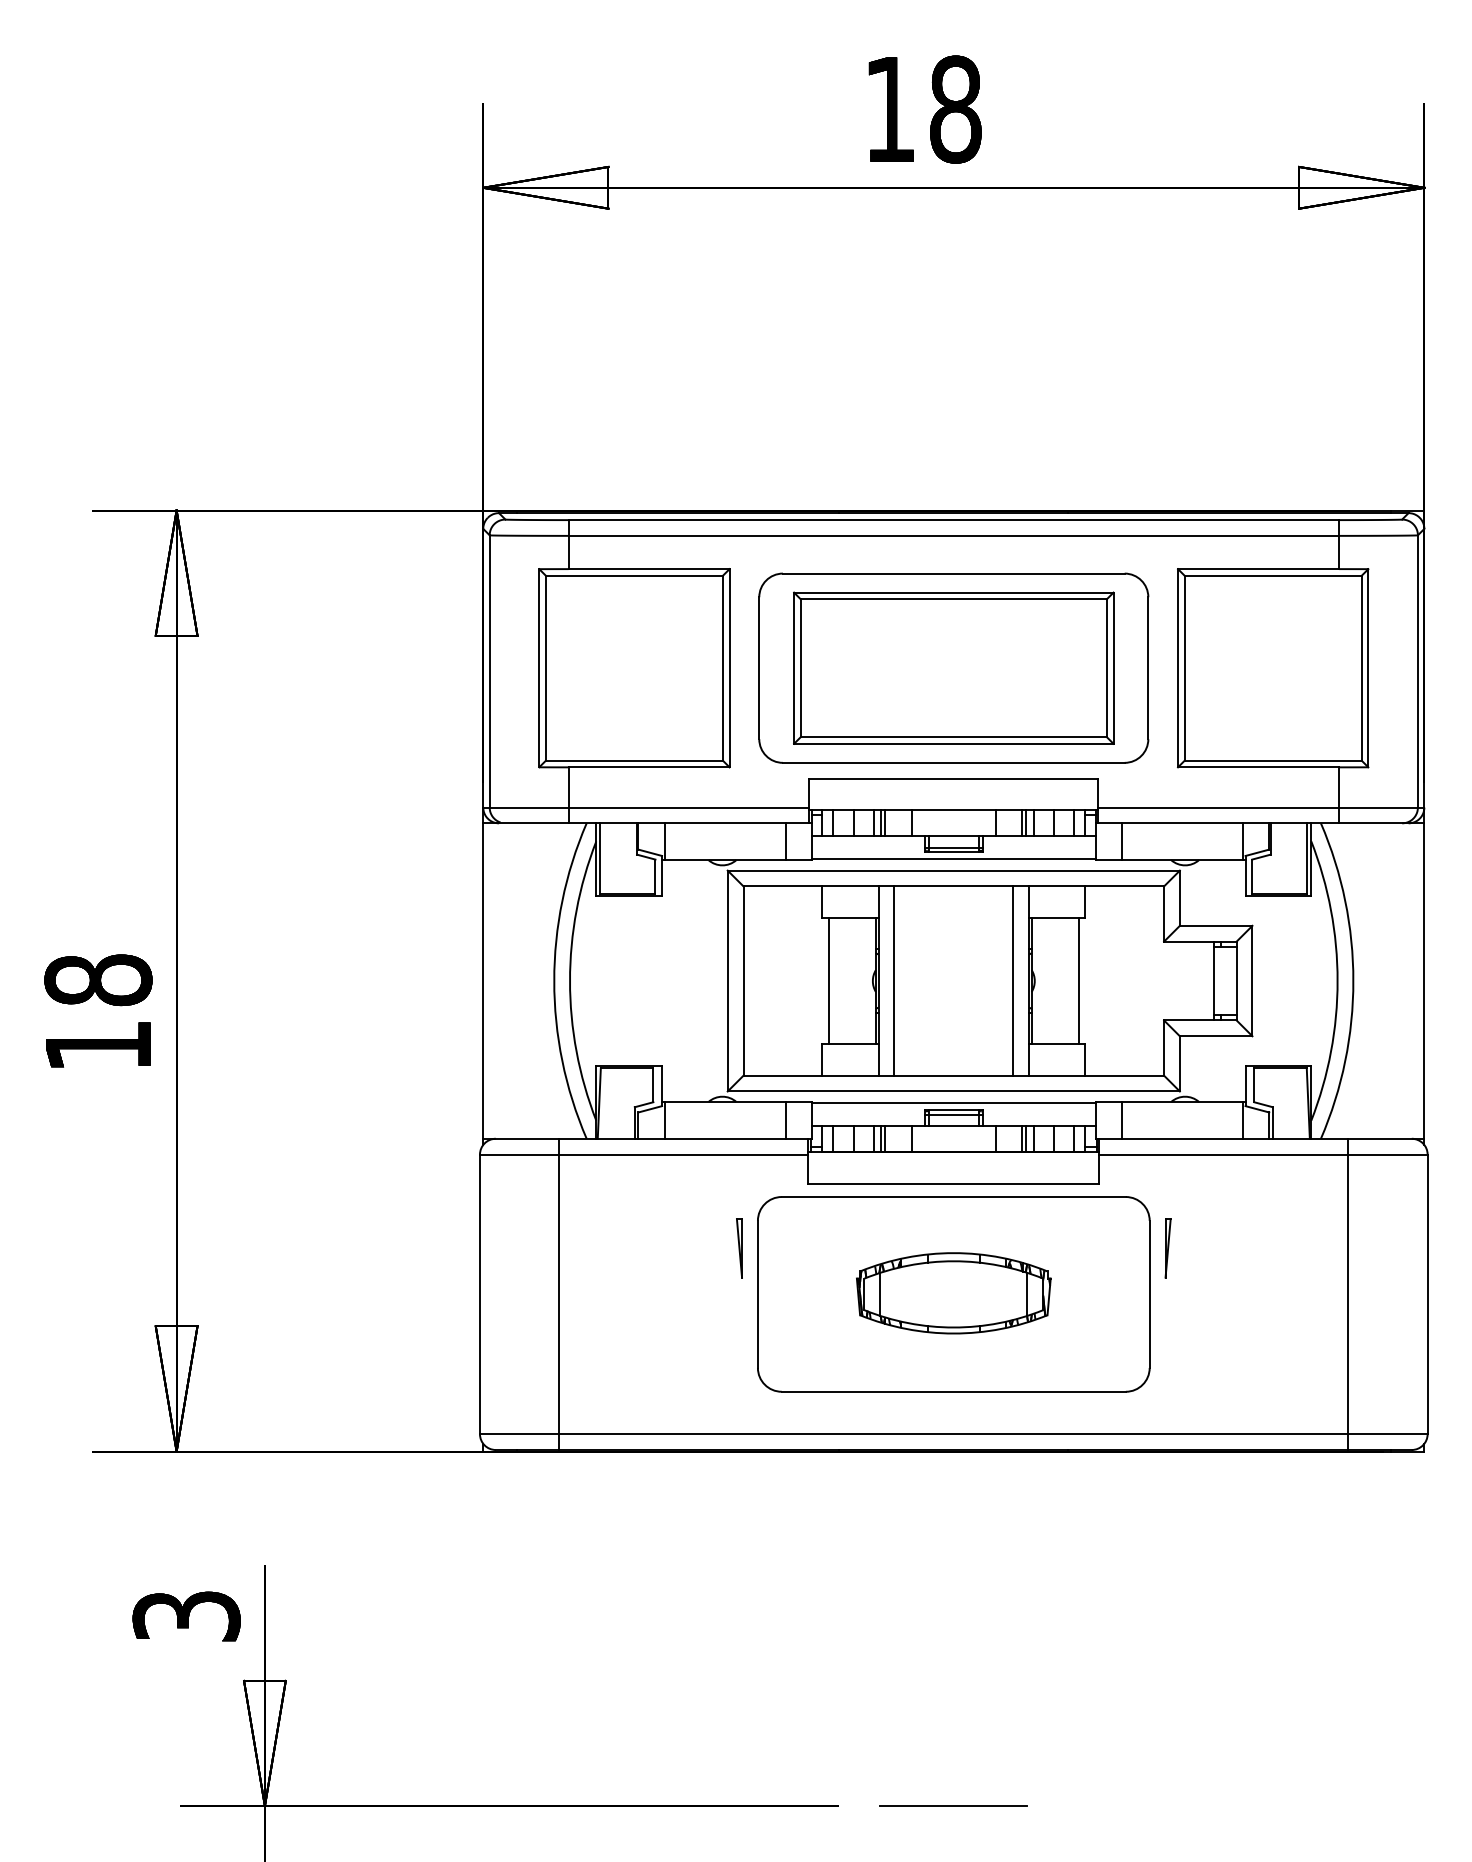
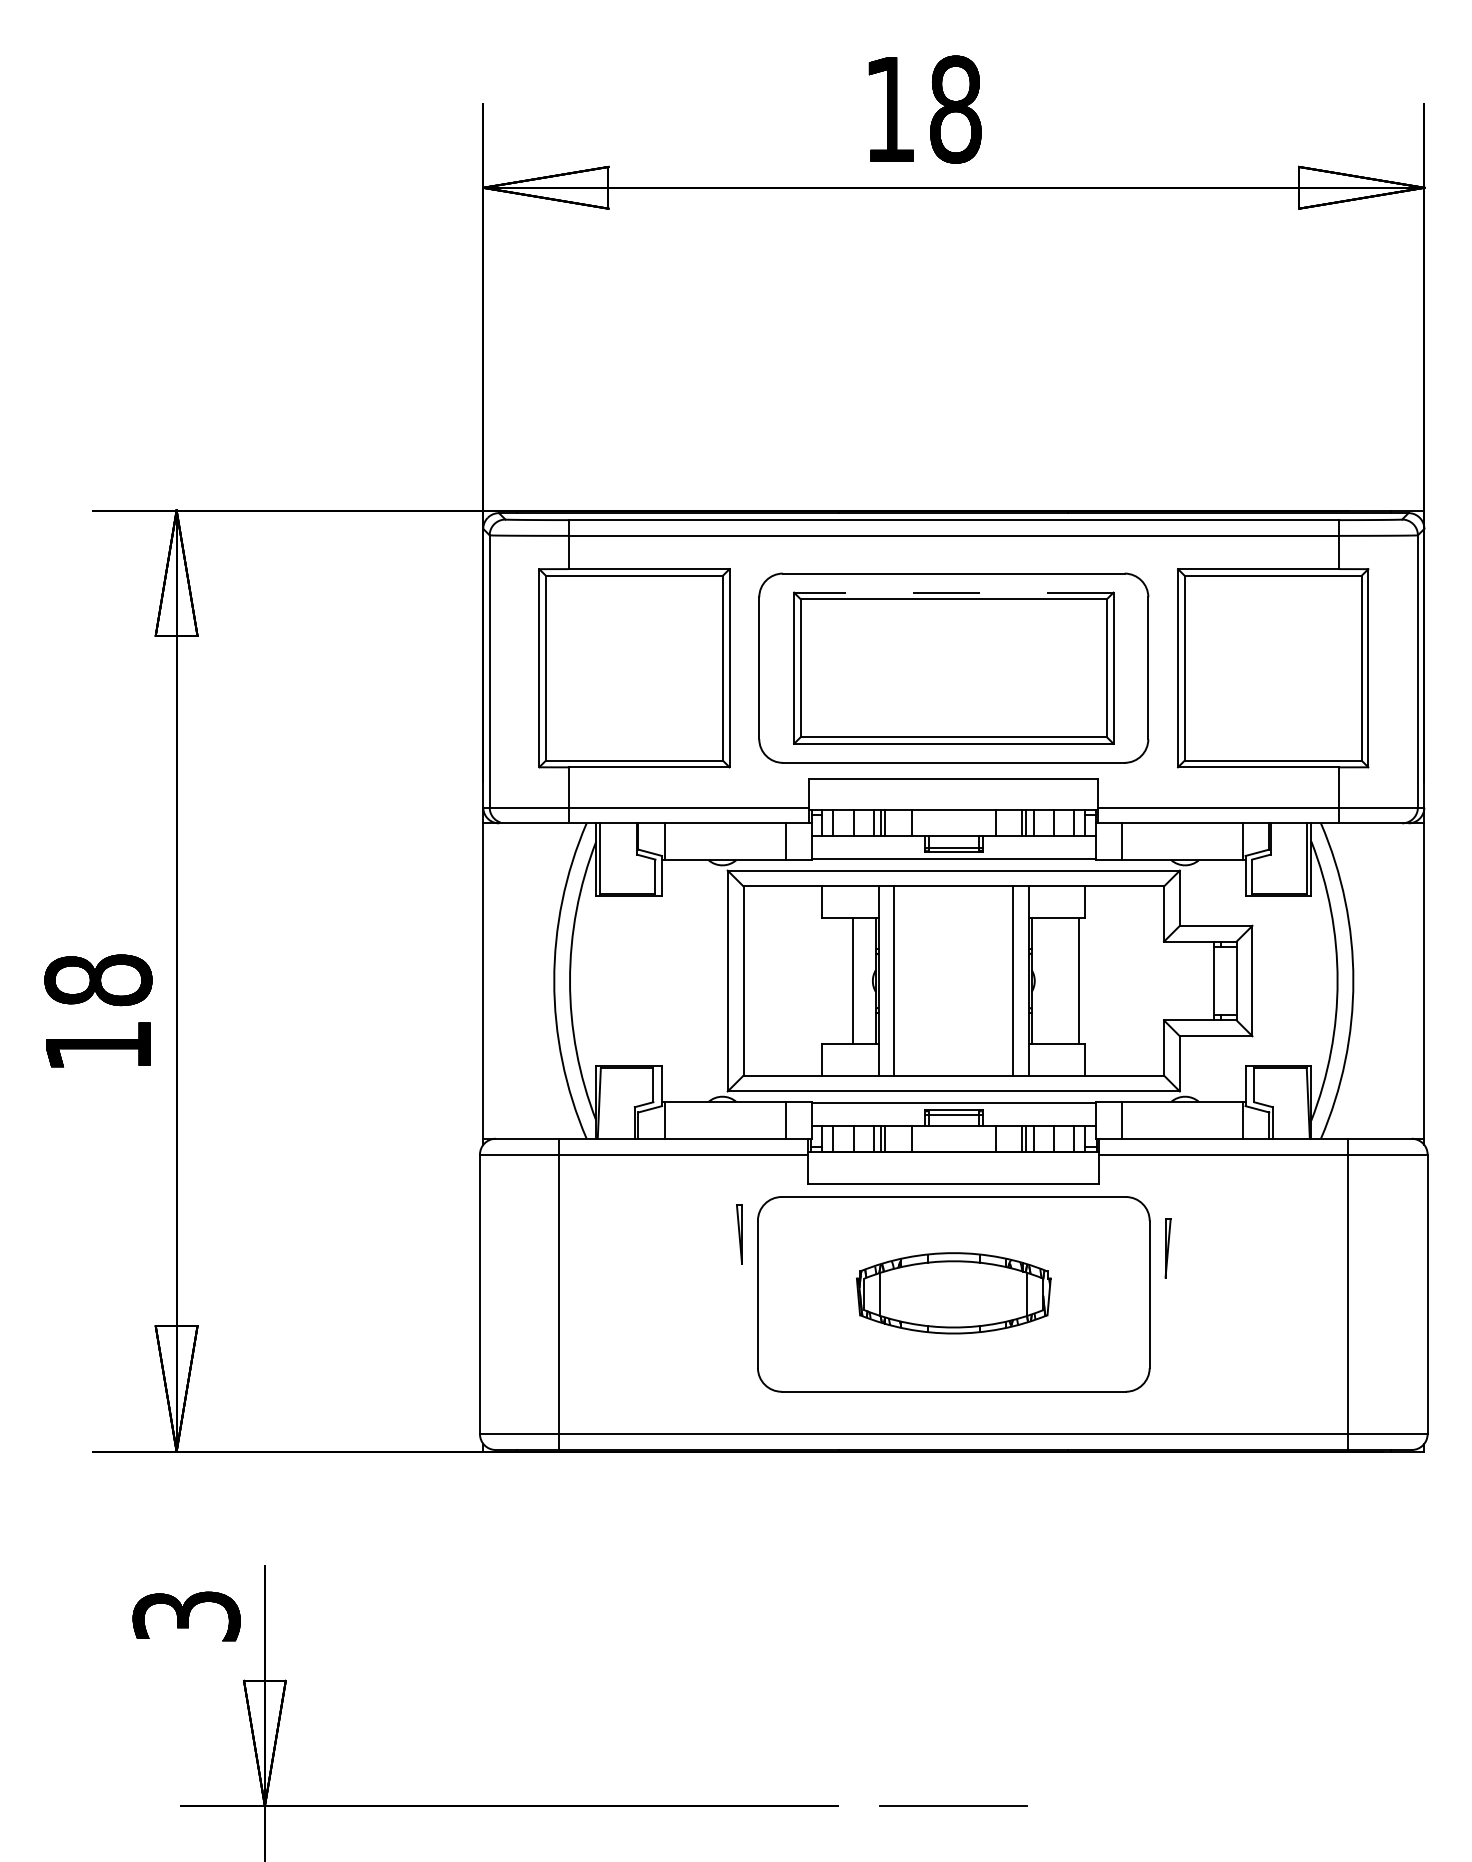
line: solid -> dashed (953, 592)
line position: (828, 980) -> (852, 980) (852, 980)
part position: (739, 1248) -> (739, 1234) (739, 1234)
